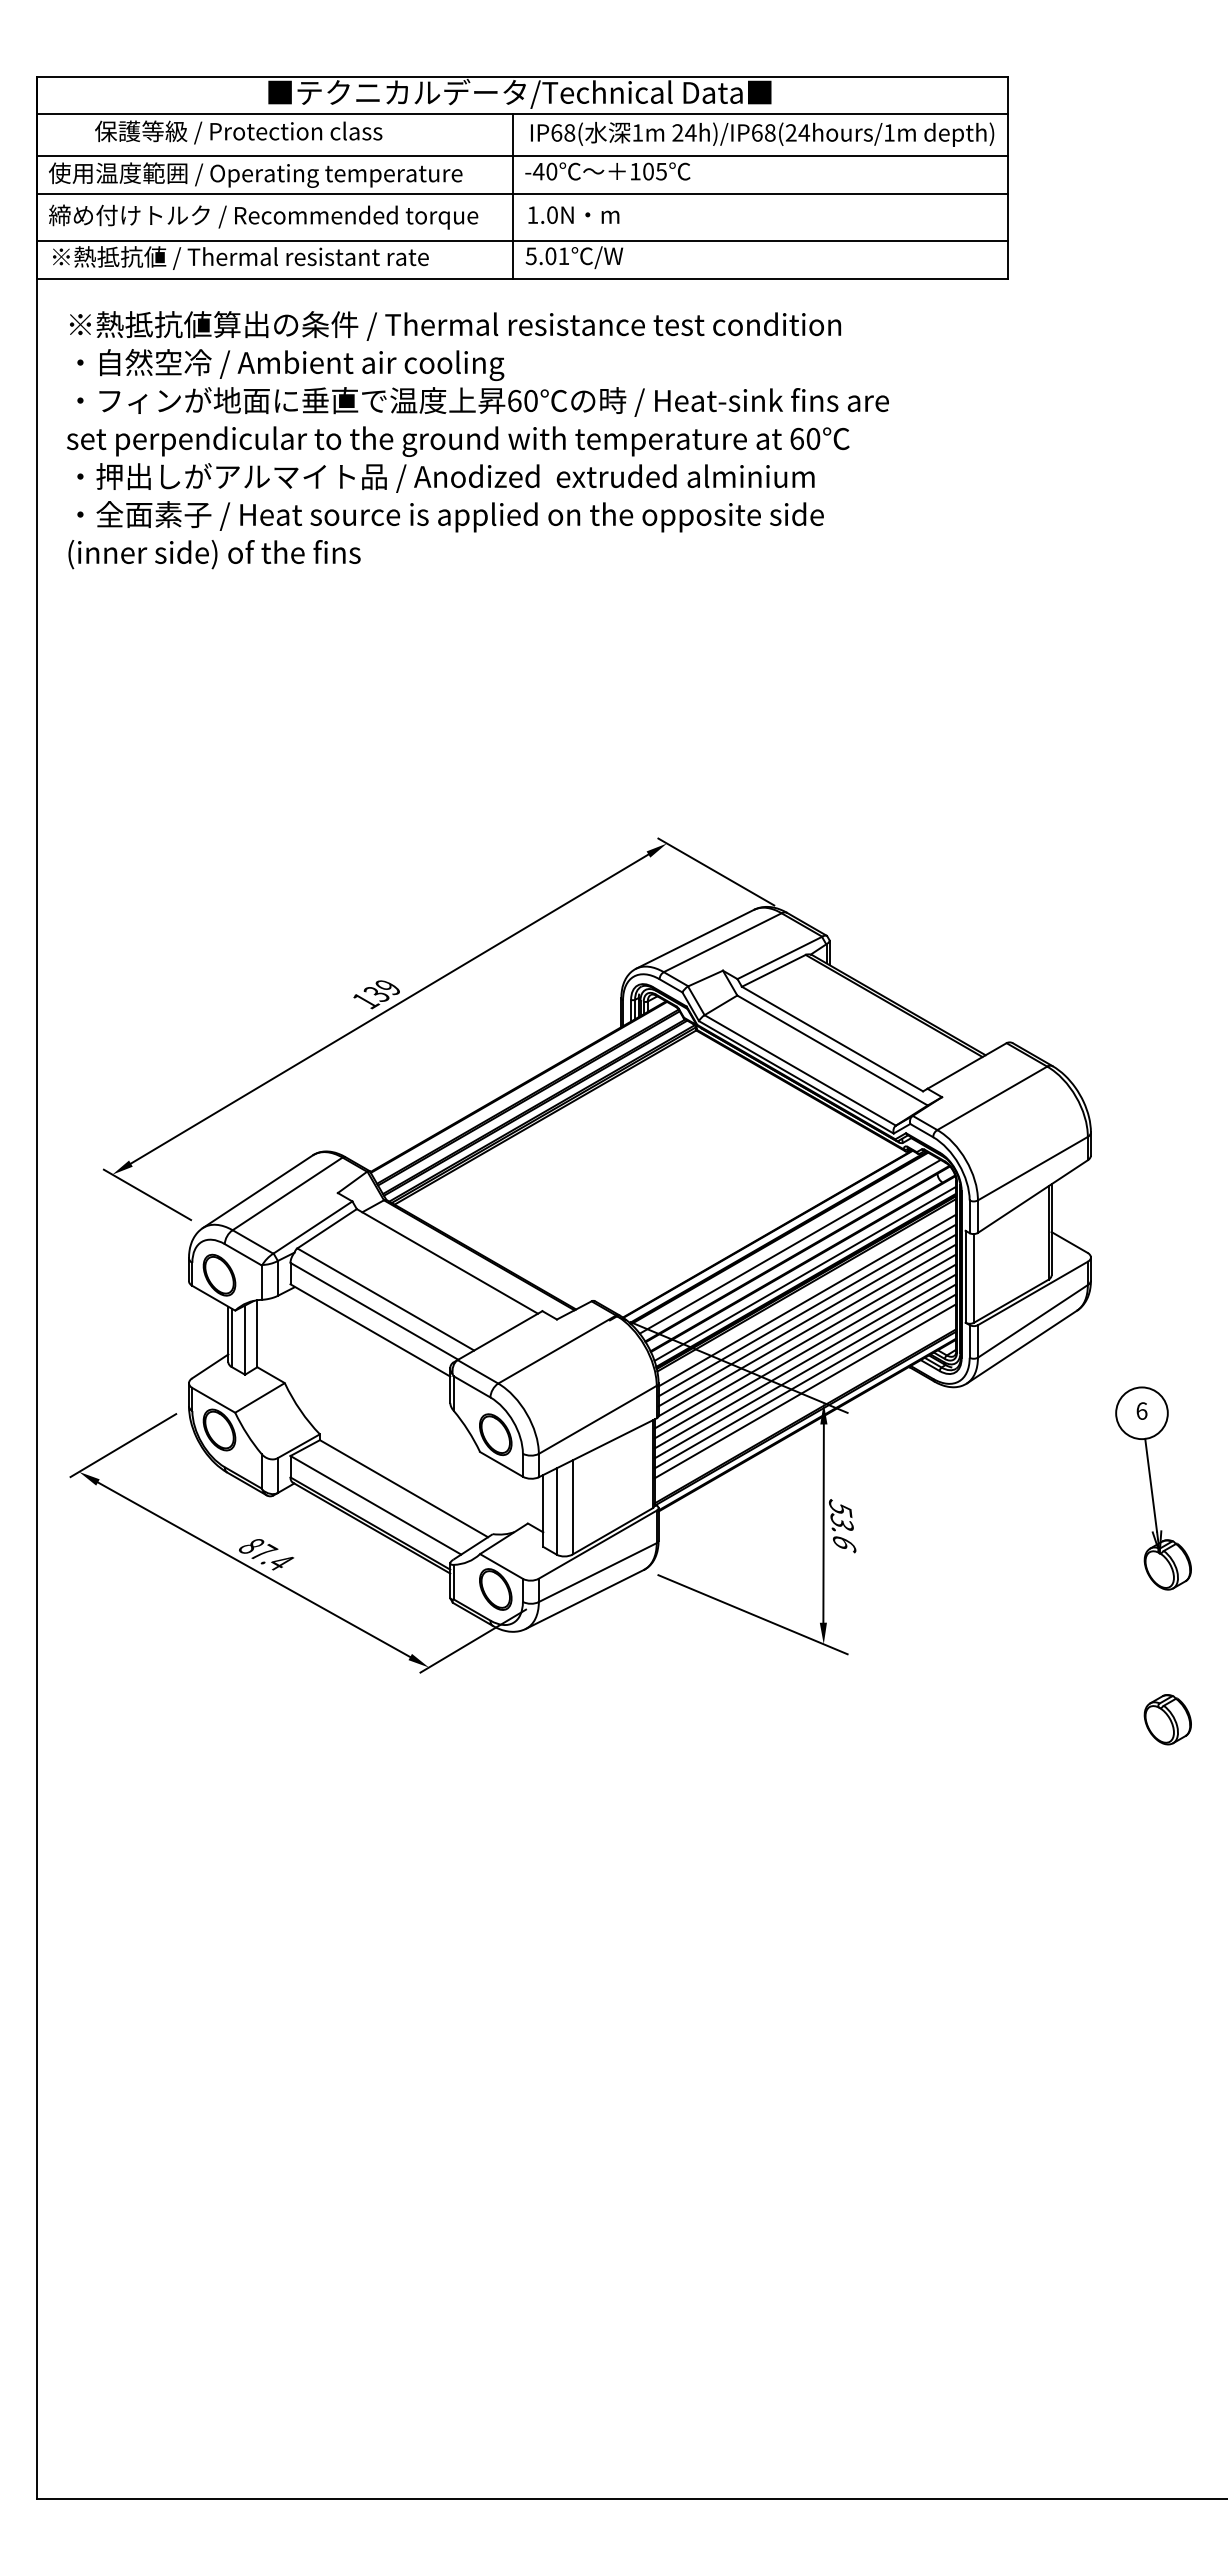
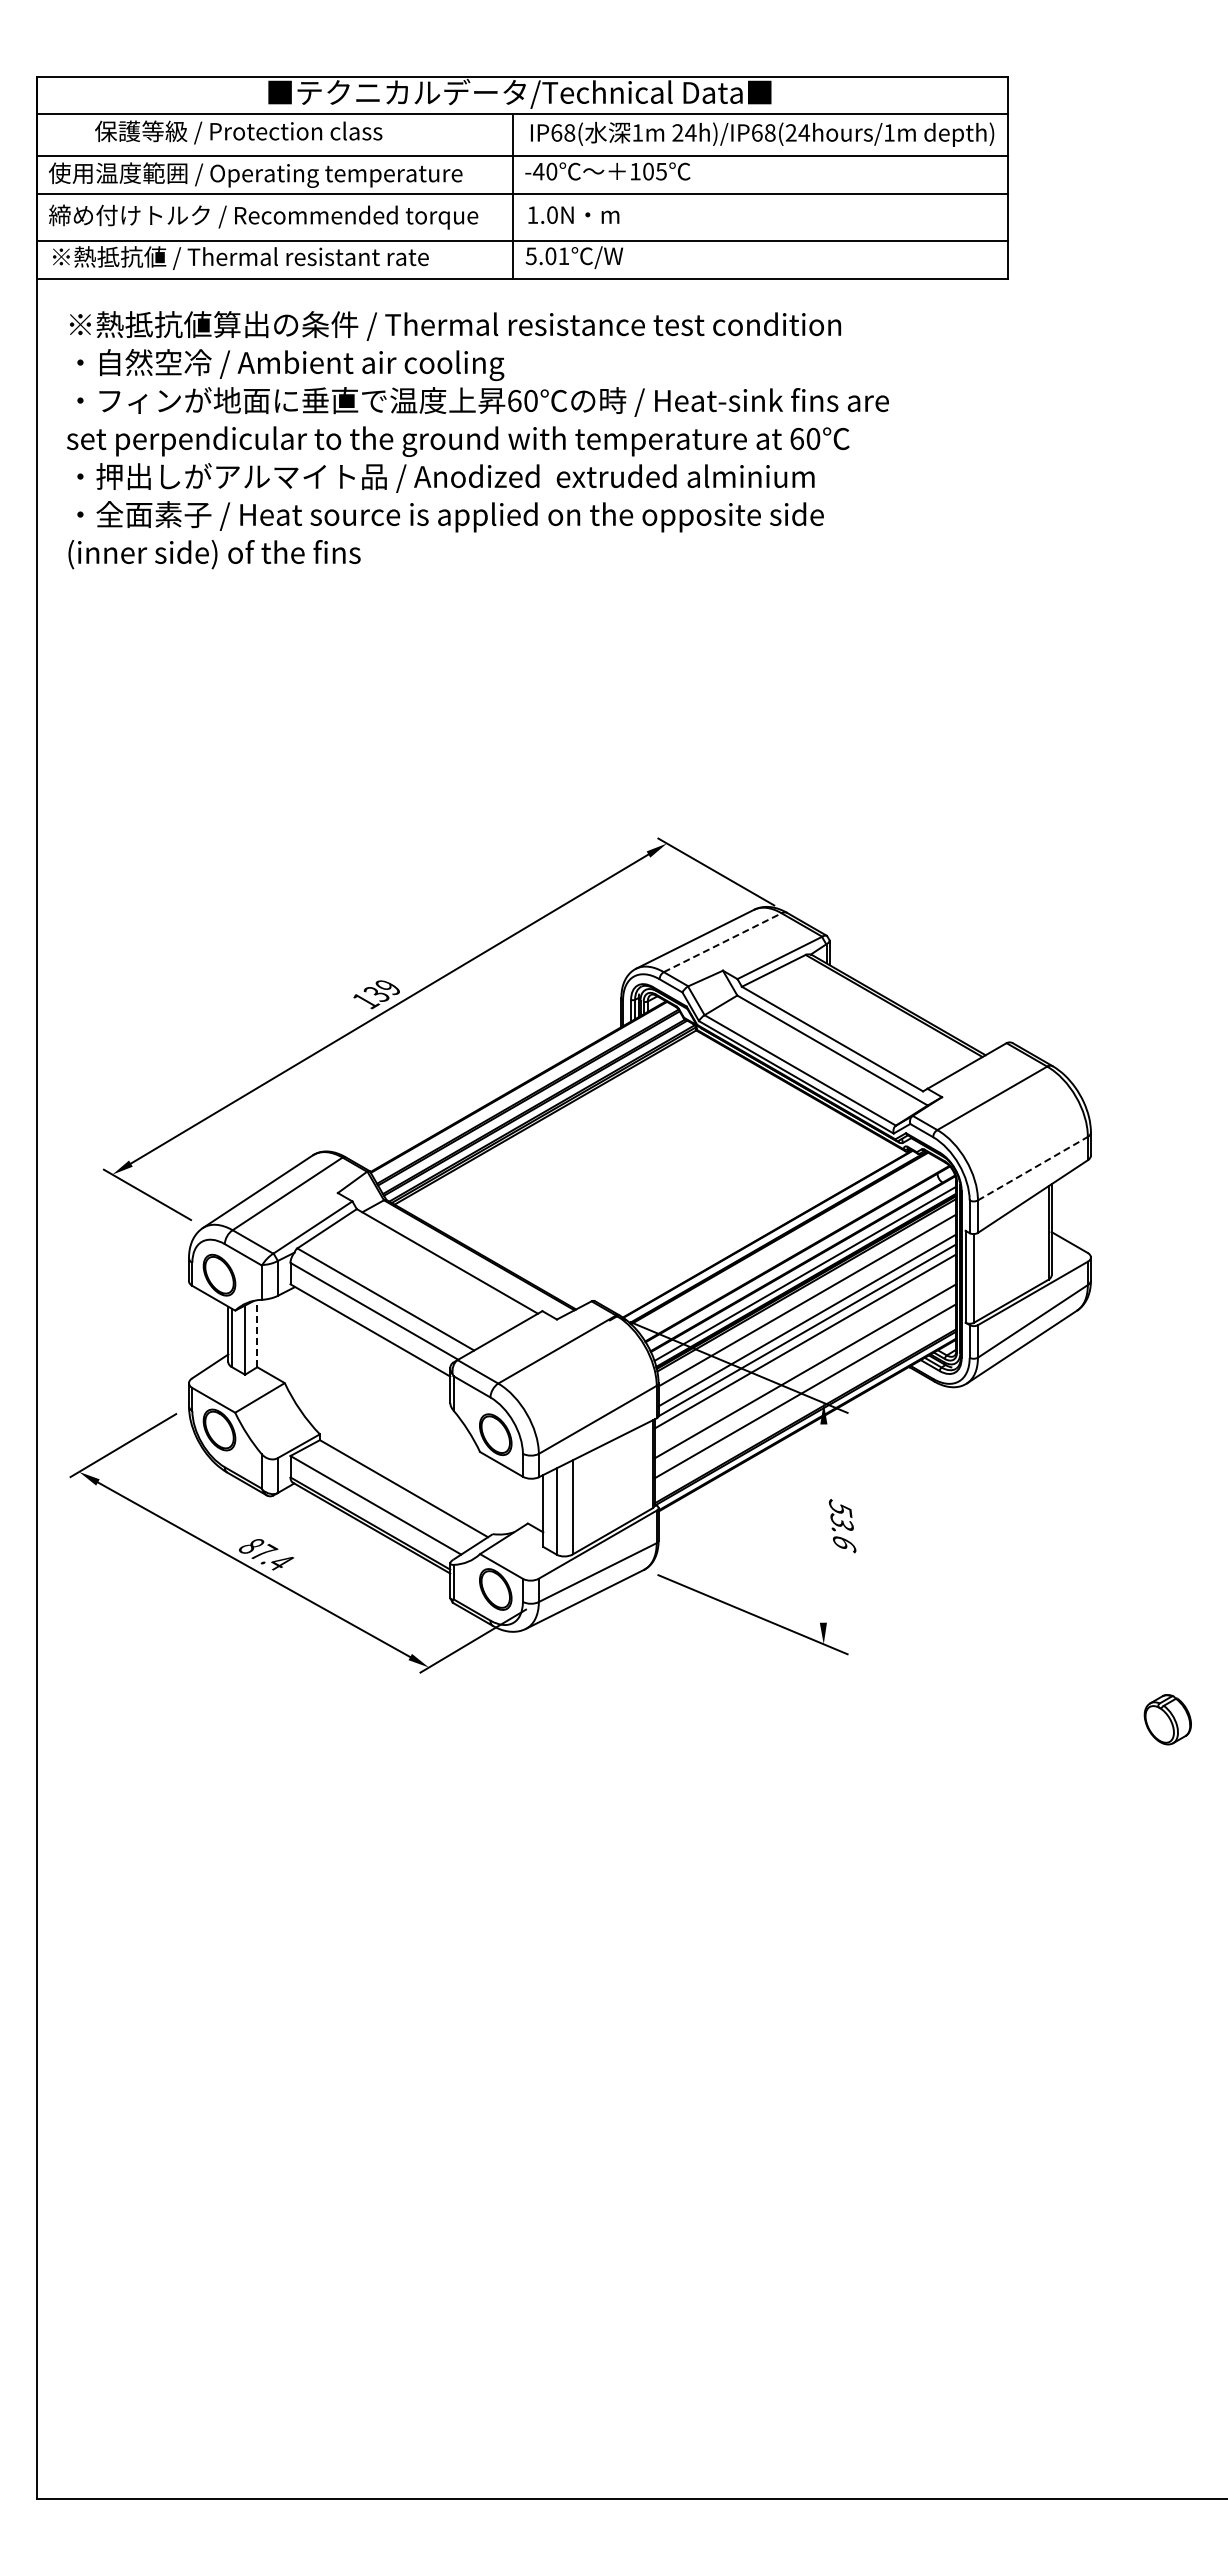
line: solid -> dashed (722, 942)
line: solid -> dashed (1033, 1168)
line: present -> none (789, 1246)
line: present -> none (807, 1310)
line: solid -> dashed (257, 1333)
line: present -> none (805, 1351)
line: present -> none (805, 1361)
line: present -> none (805, 1381)
part: present -> none (1153, 1488)
line: present -> none (823, 1523)
